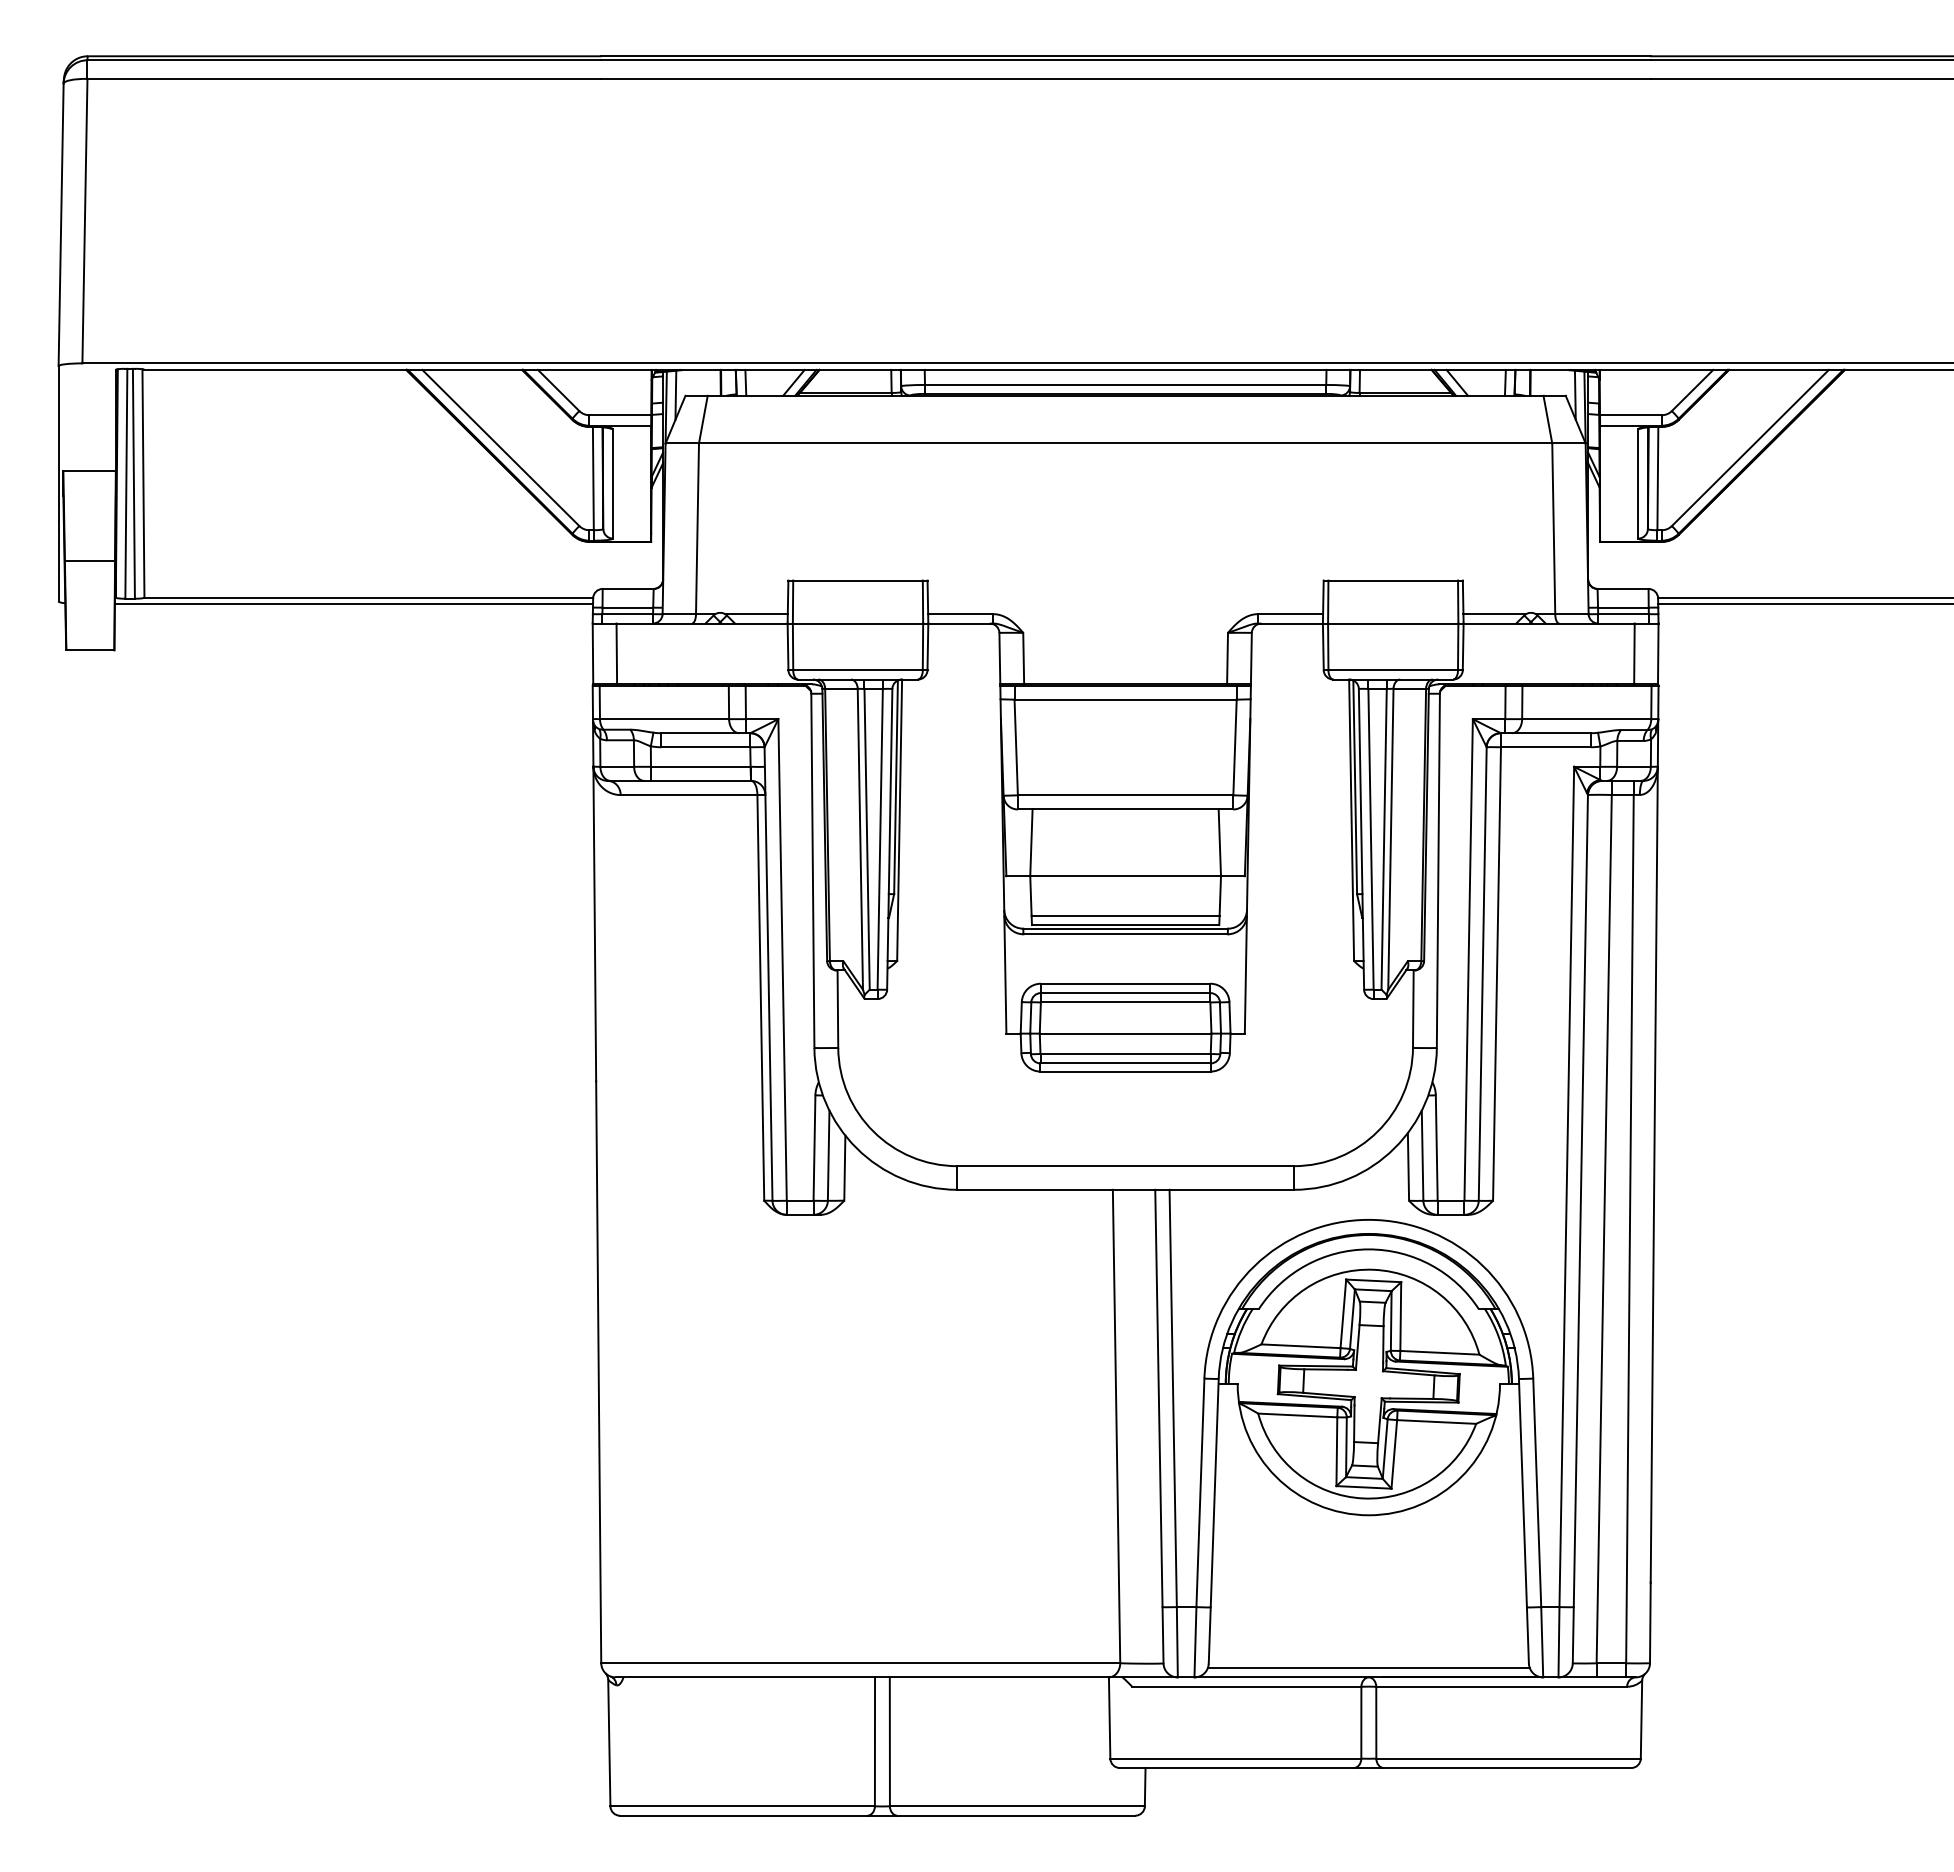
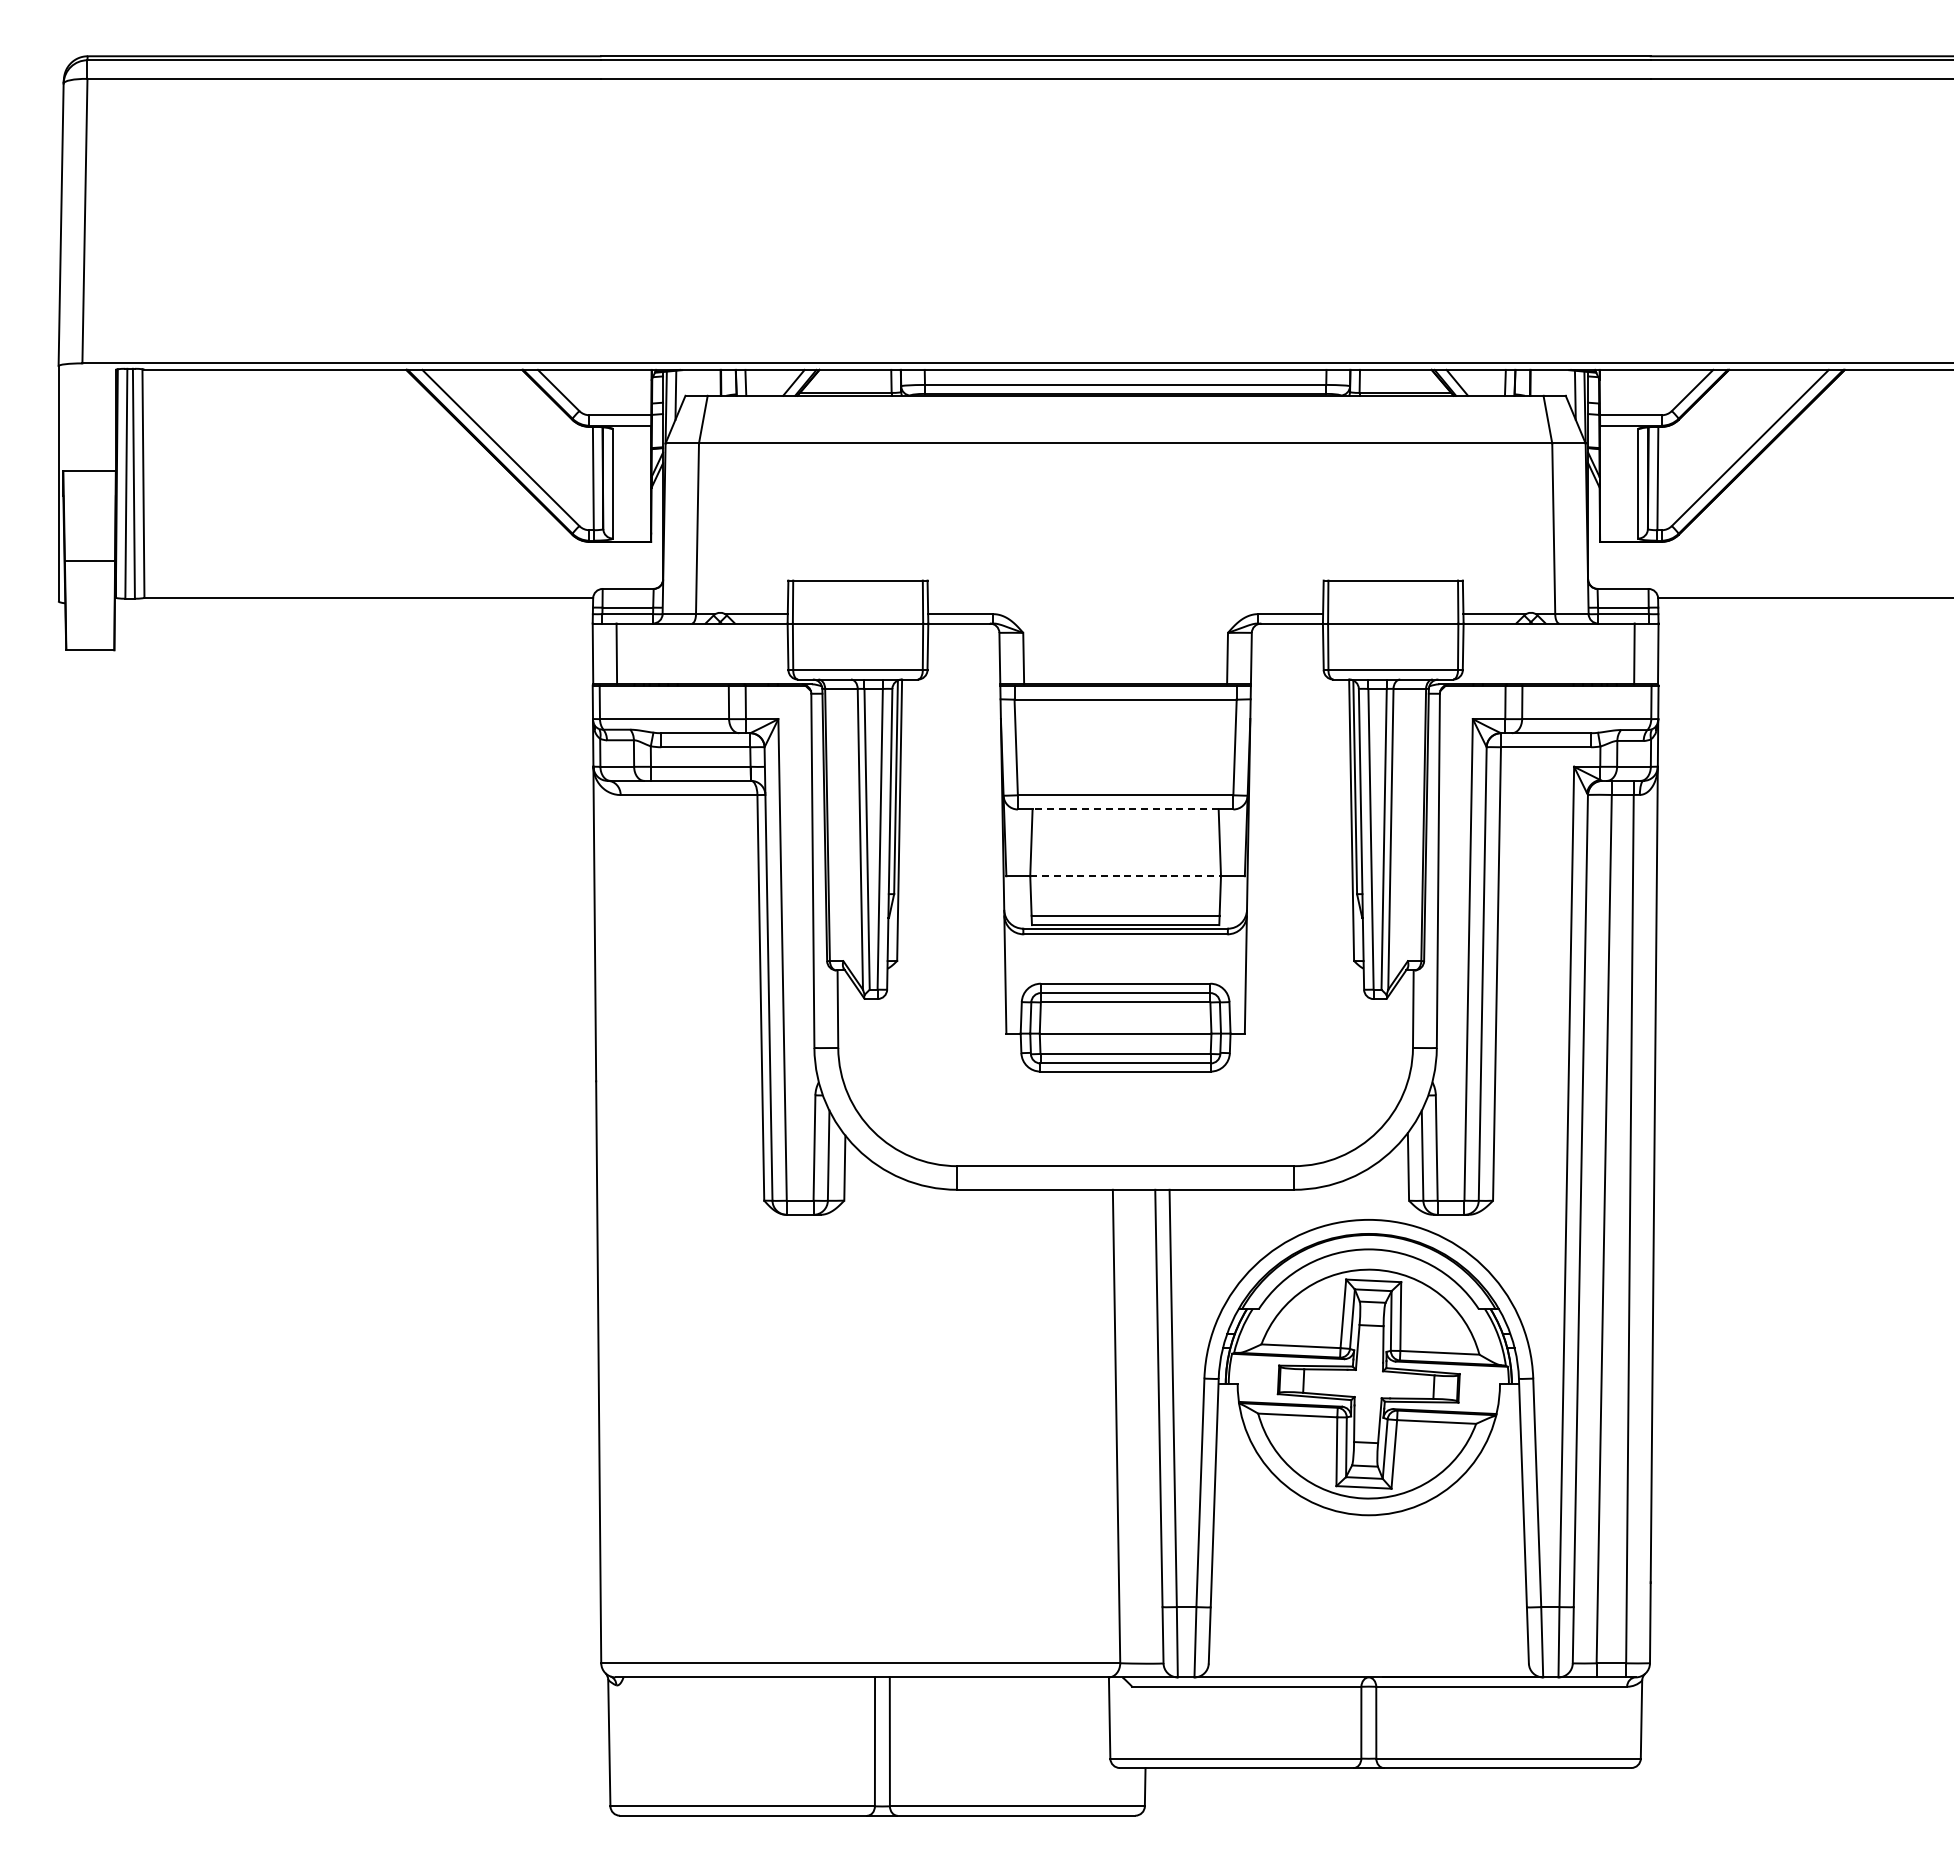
line: present -> none (353, 604)
line: present -> none (1804, 604)
line: solid -> dashed (1125, 809)
line: solid -> dashed (1126, 876)
line: present -> none (1368, 1668)
